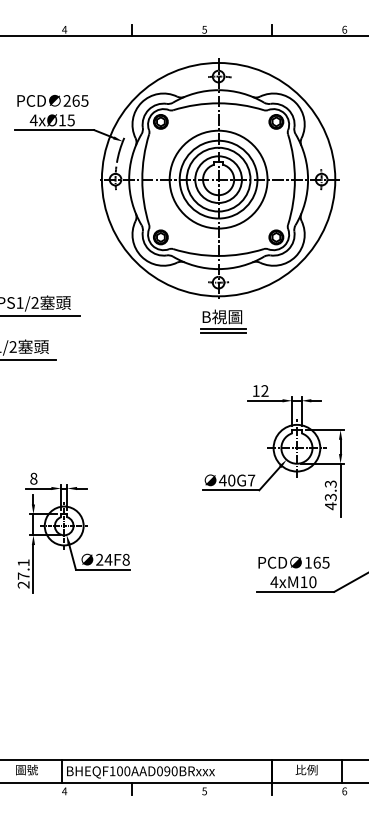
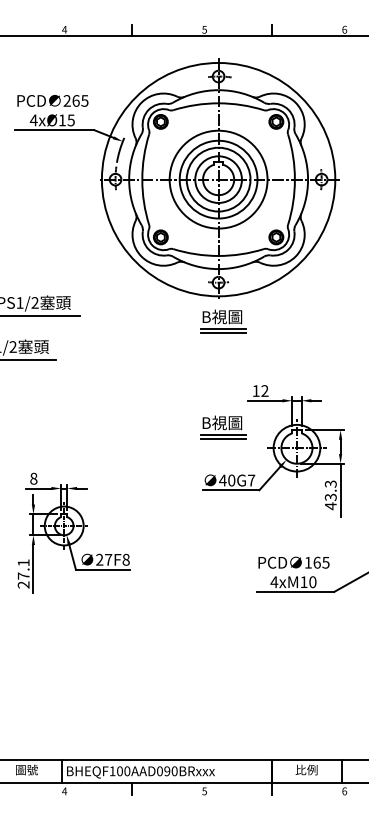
part: none -> present (223, 427)
text: 24F8 -> 27F8 (108, 559)
